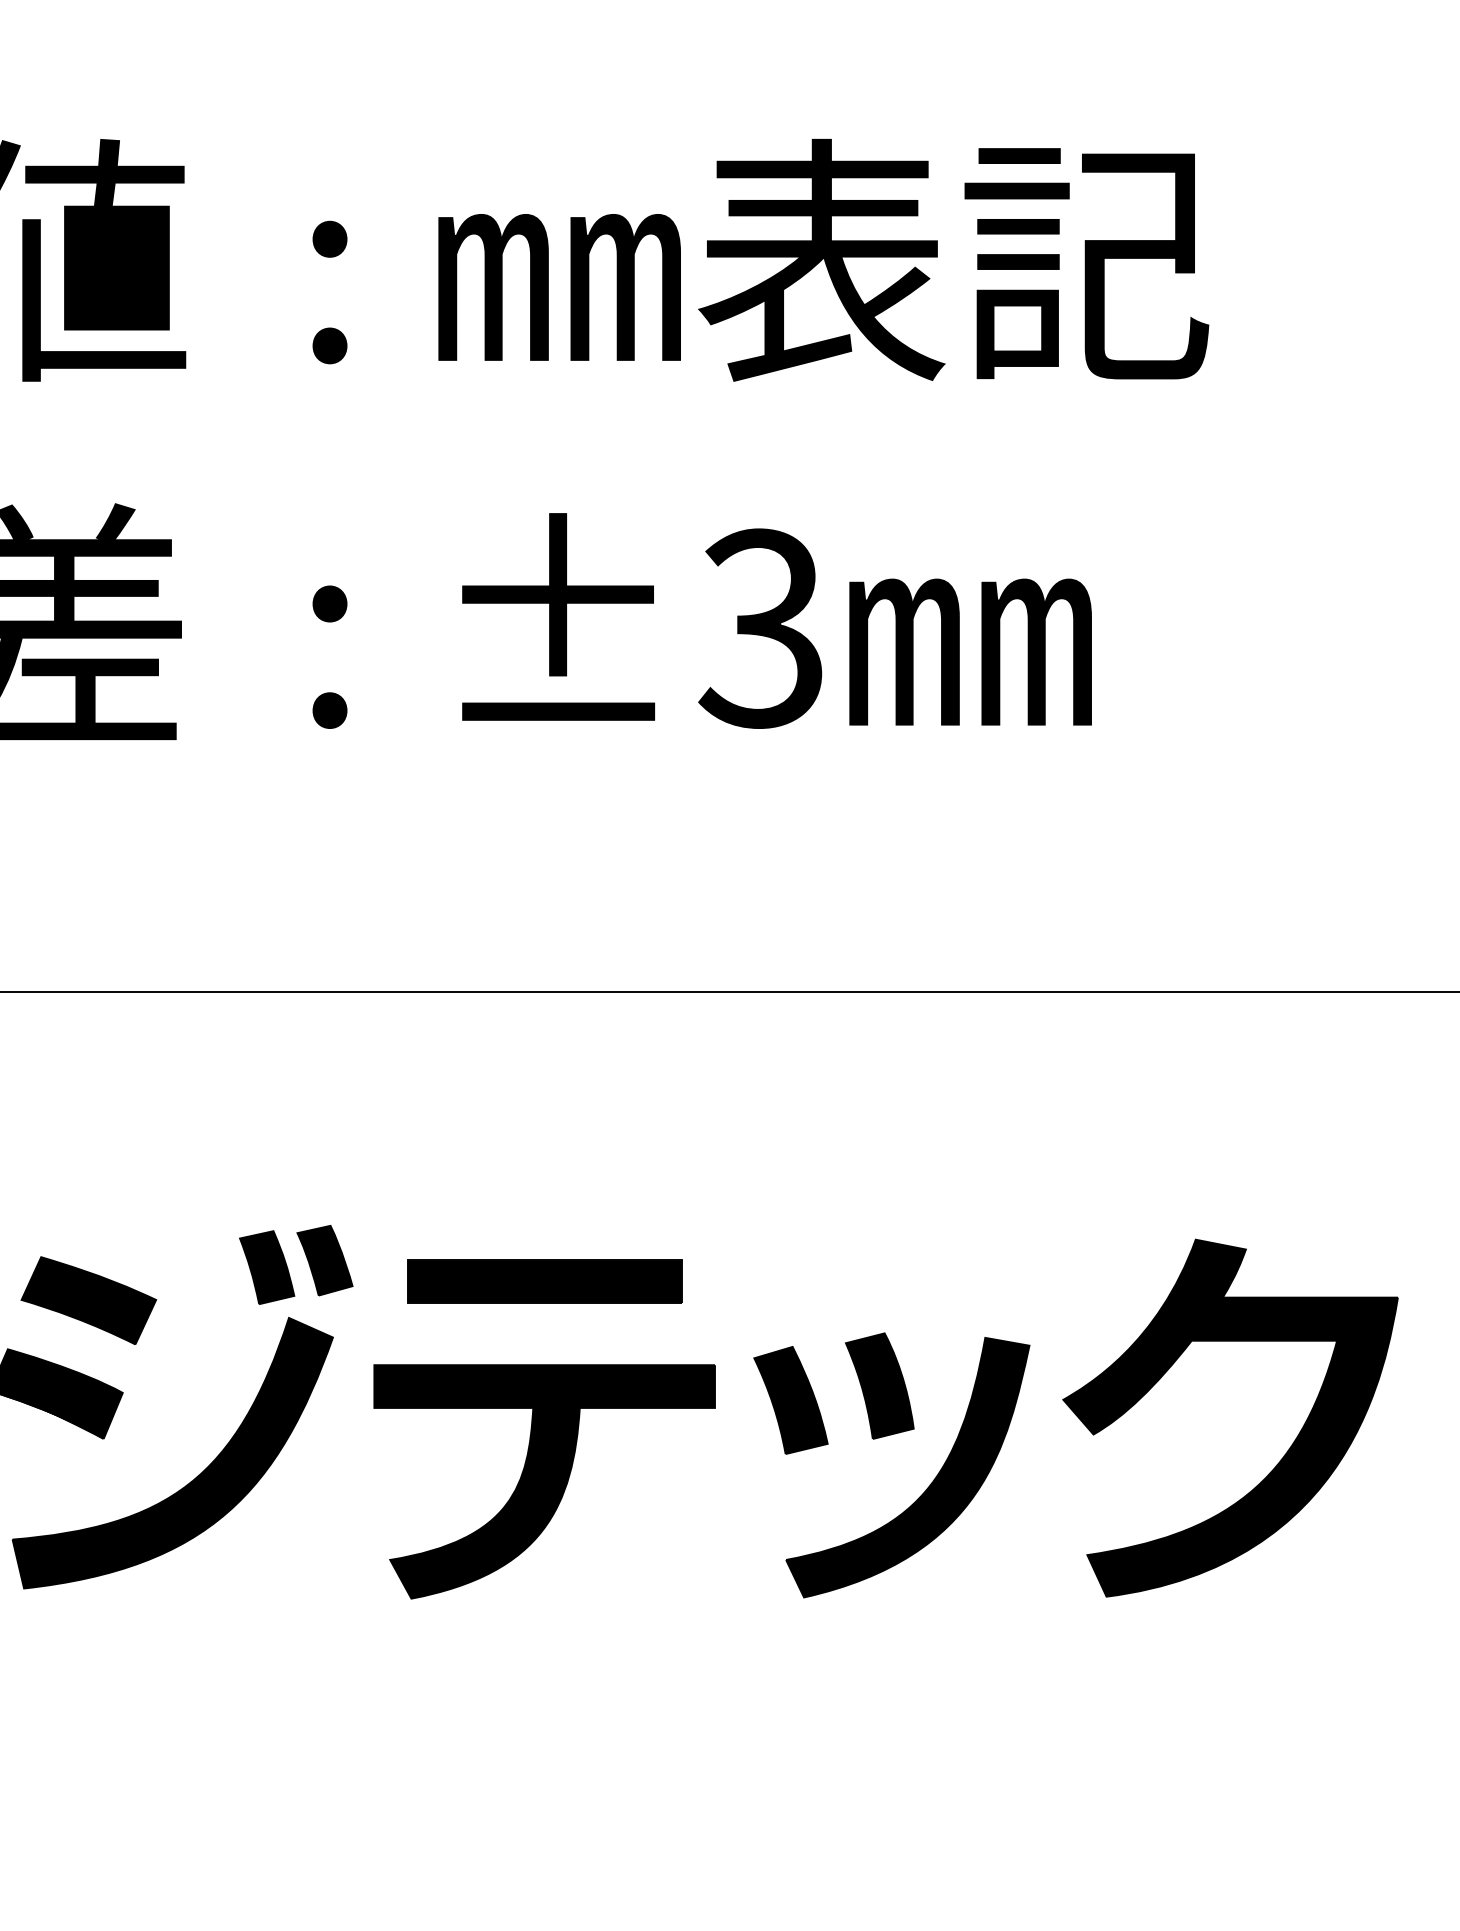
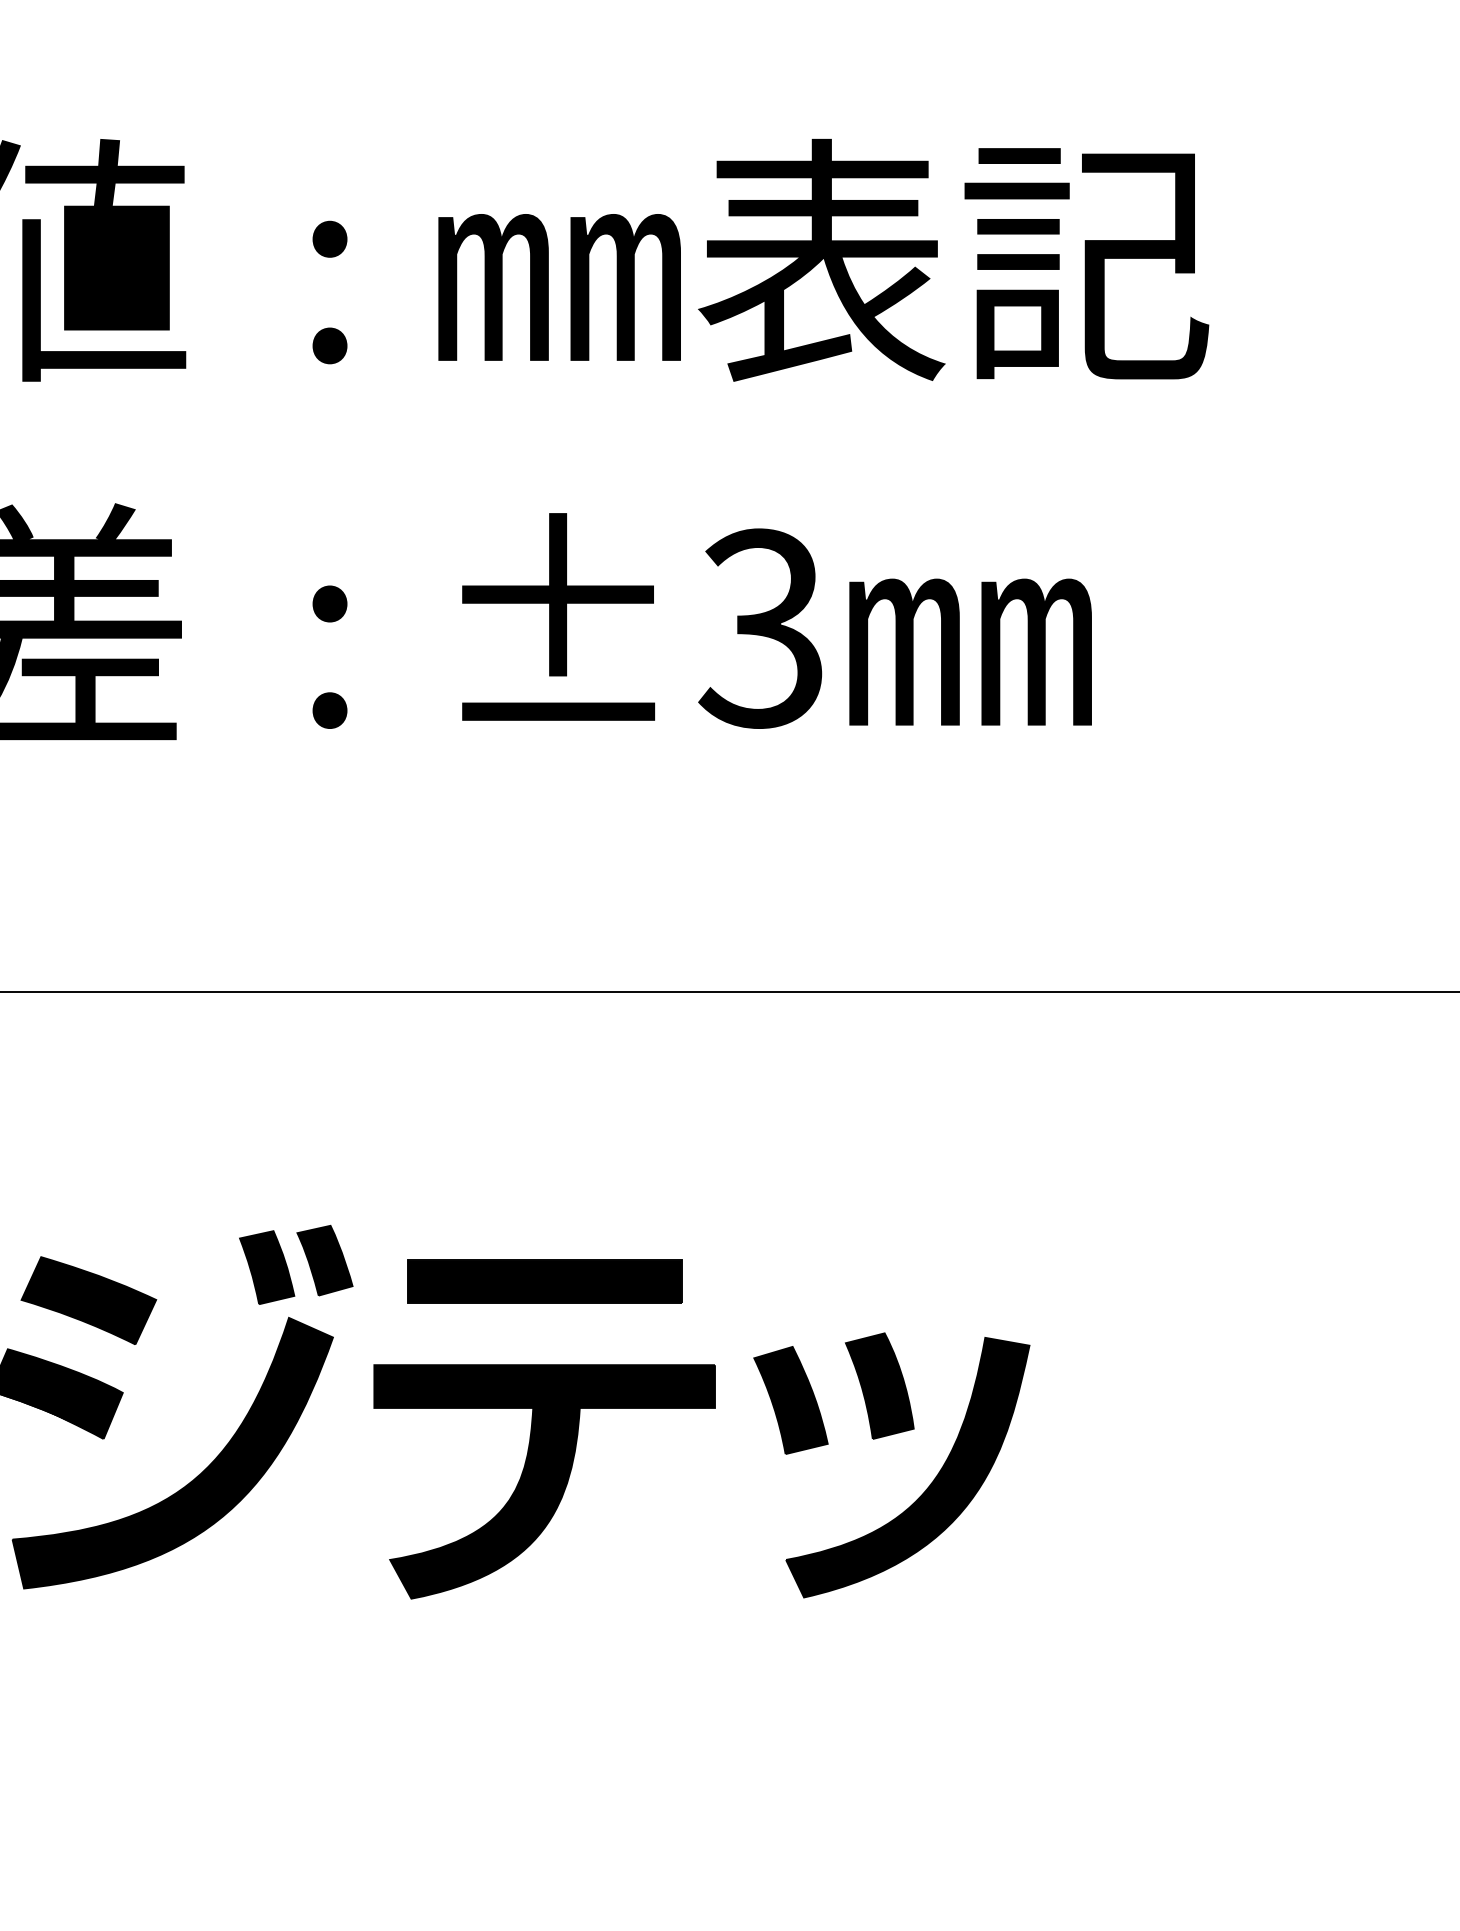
part: present -> none (1280, 1459)
